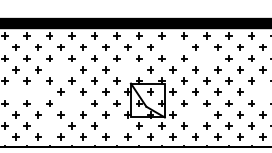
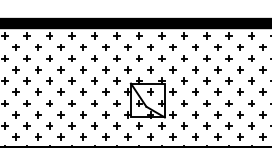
part: none -> present (172, 47)
part: none -> present (206, 58)
part: none -> present (60, 69)
part: none -> present (127, 69)
part: none -> present (15, 91)
part: none -> present (38, 91)
part: none -> present (262, 91)
part: none -> present (71, 103)
part: none -> present (195, 114)
part: none -> present (49, 125)
part: none -> present (116, 125)
